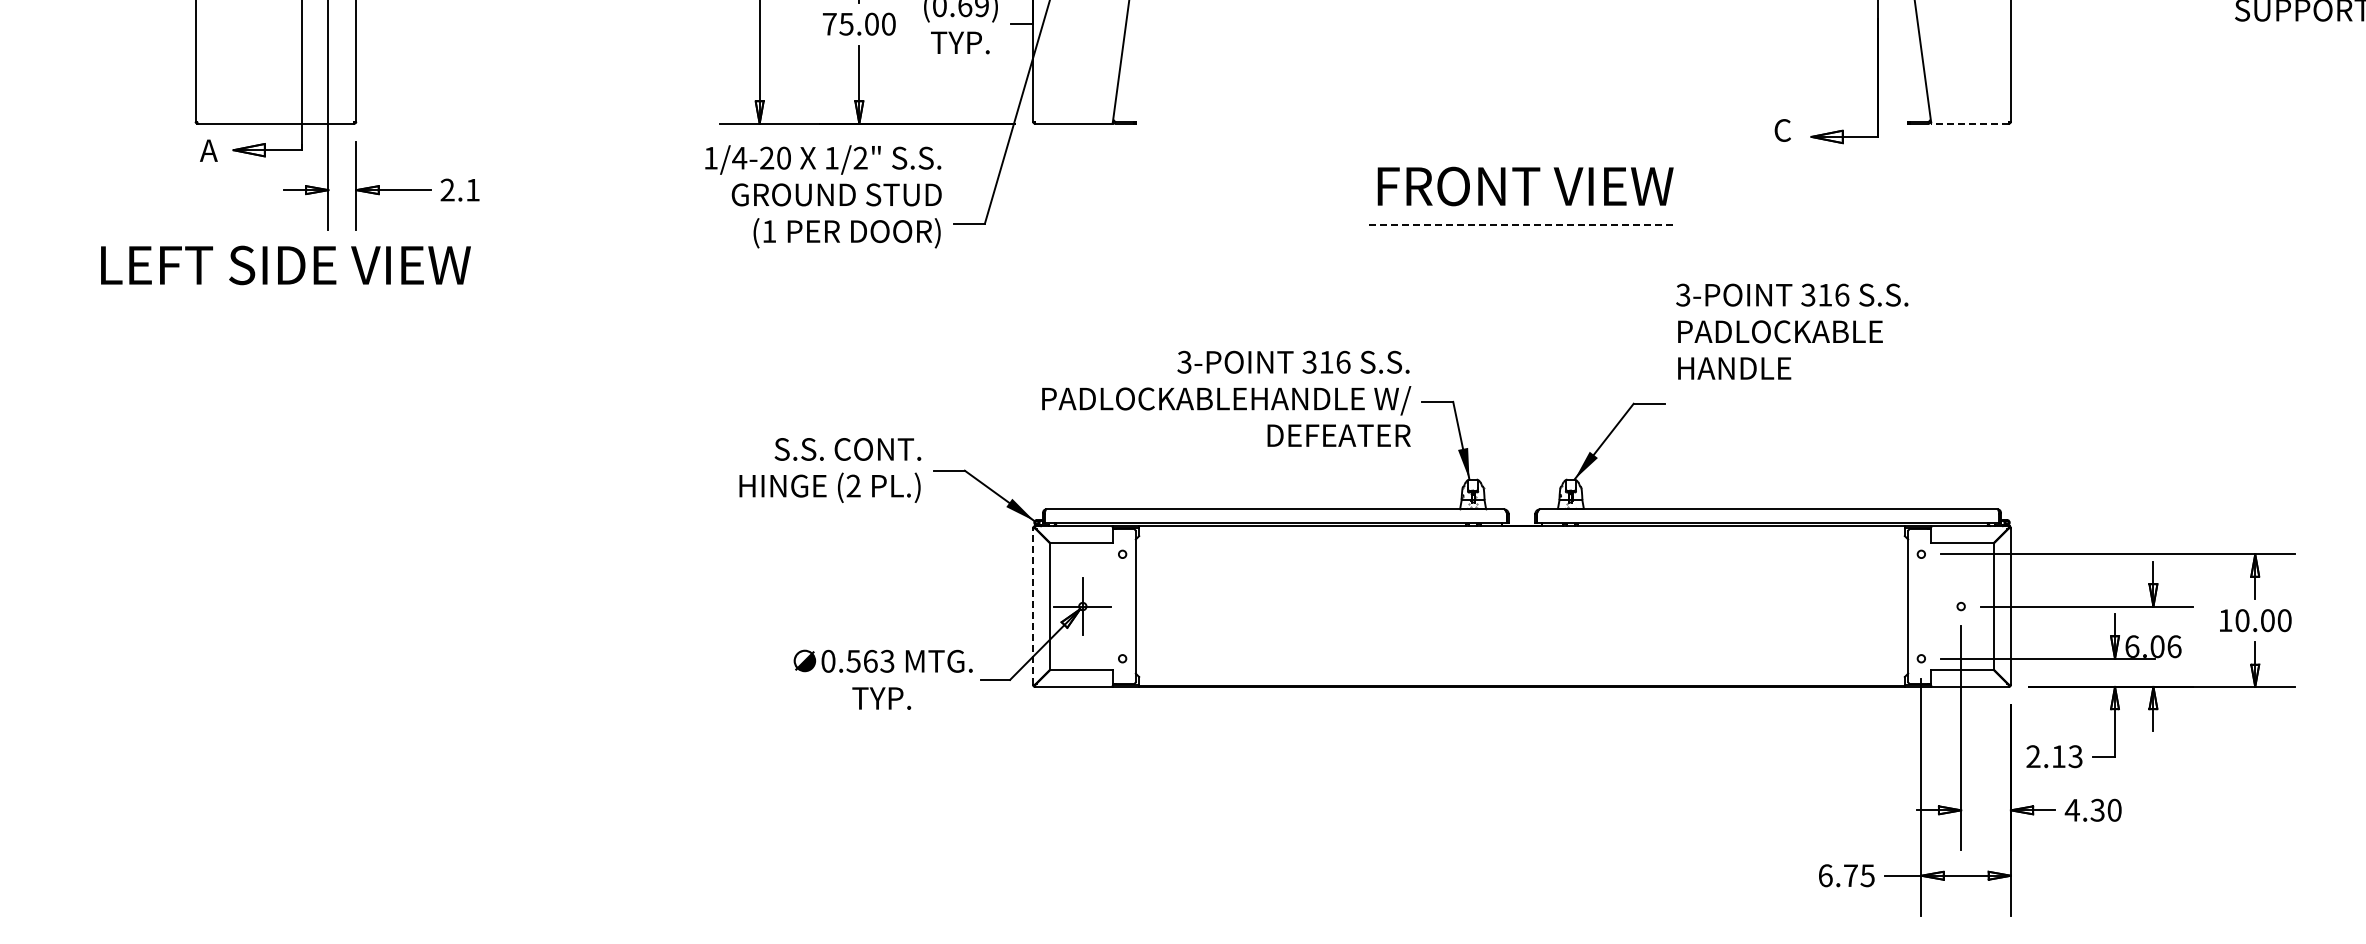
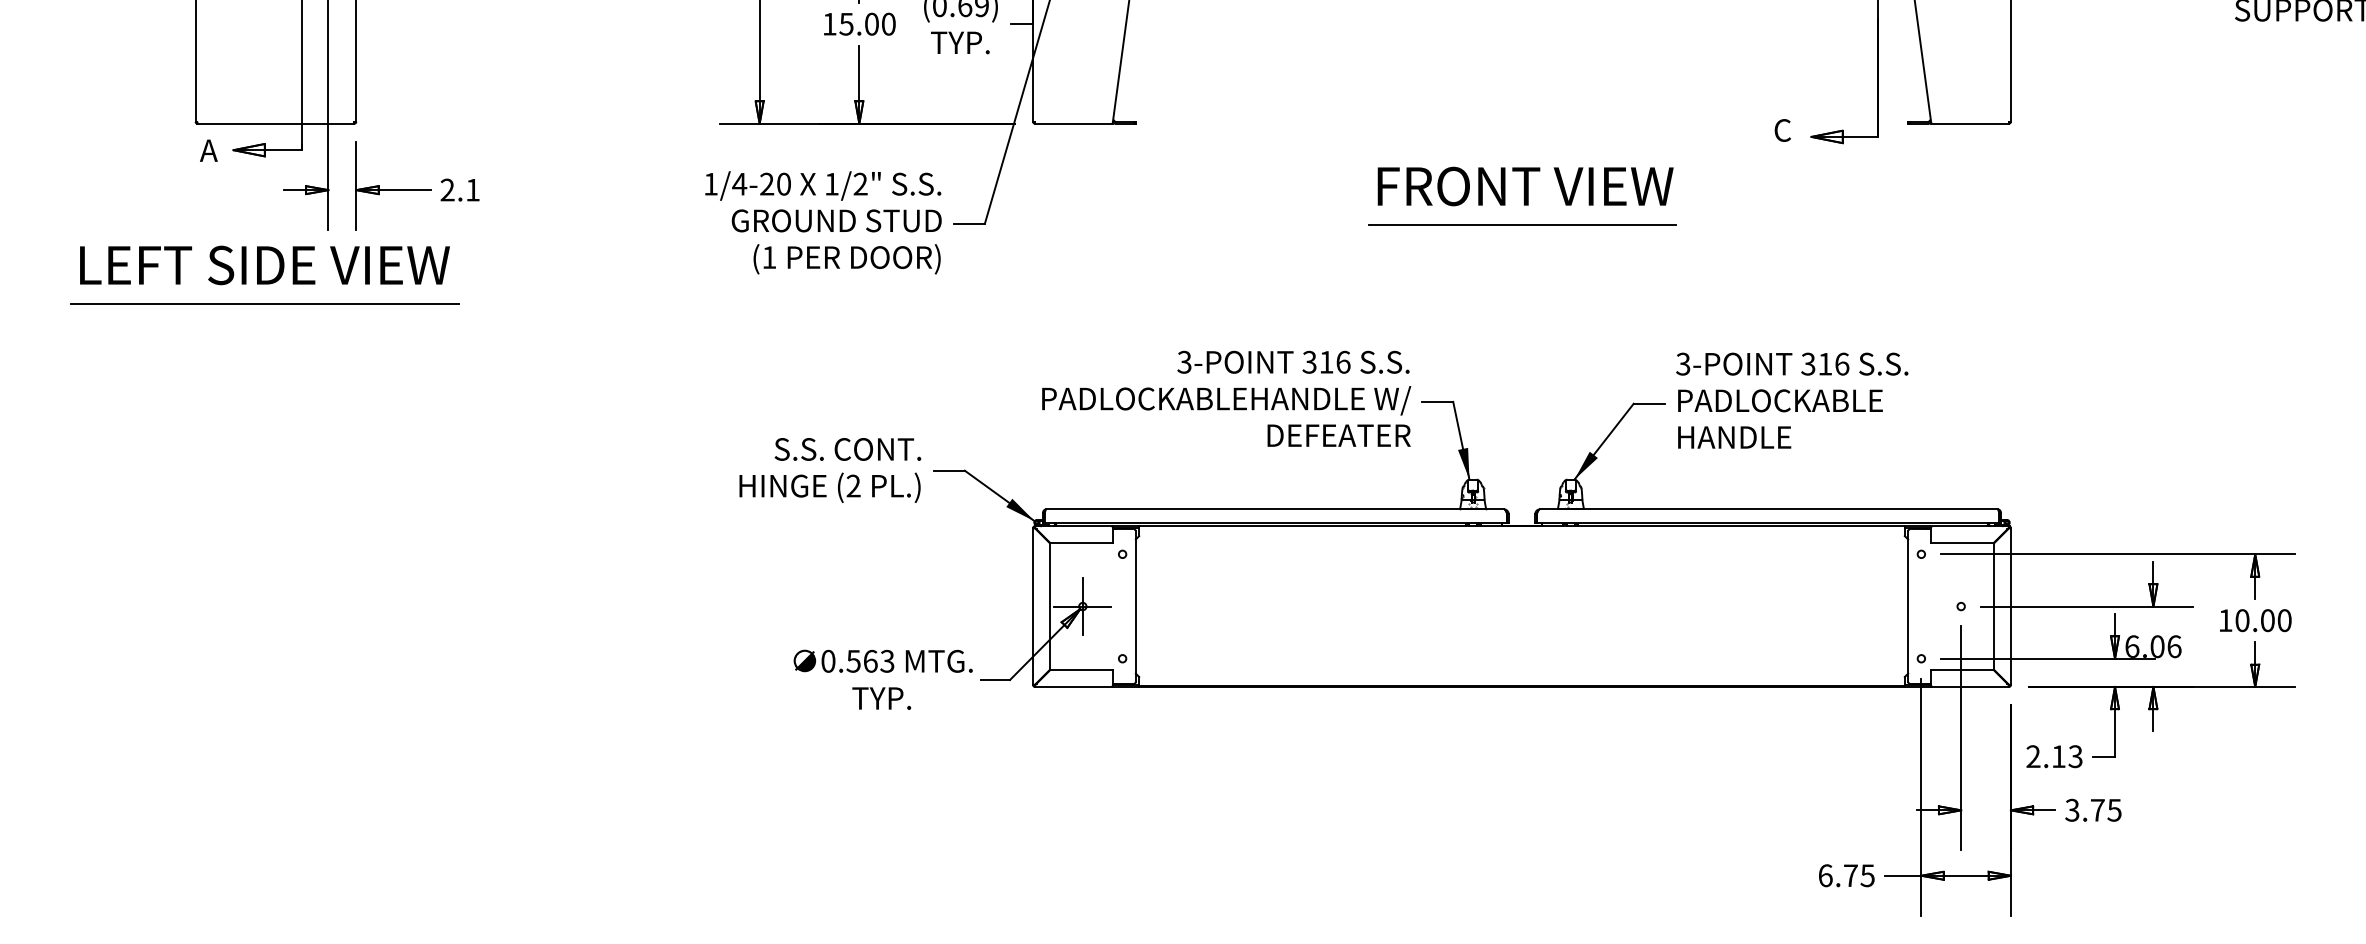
text: 75.00 -> 15.00 (829, 24)
line: dashed -> solid (1970, 123)
text position: (823, 196) -> (823, 222) (823, 222)
line: dashed -> solid (1522, 225)
text position: (285, 265) -> (264, 265) (264, 265)
line: none -> present (264, 304)
text position: (1792, 331) -> (1792, 400) (1792, 400)
line: dashed -> solid (1033, 606)
text: 4.30 -> 3.75 (2092, 809)
